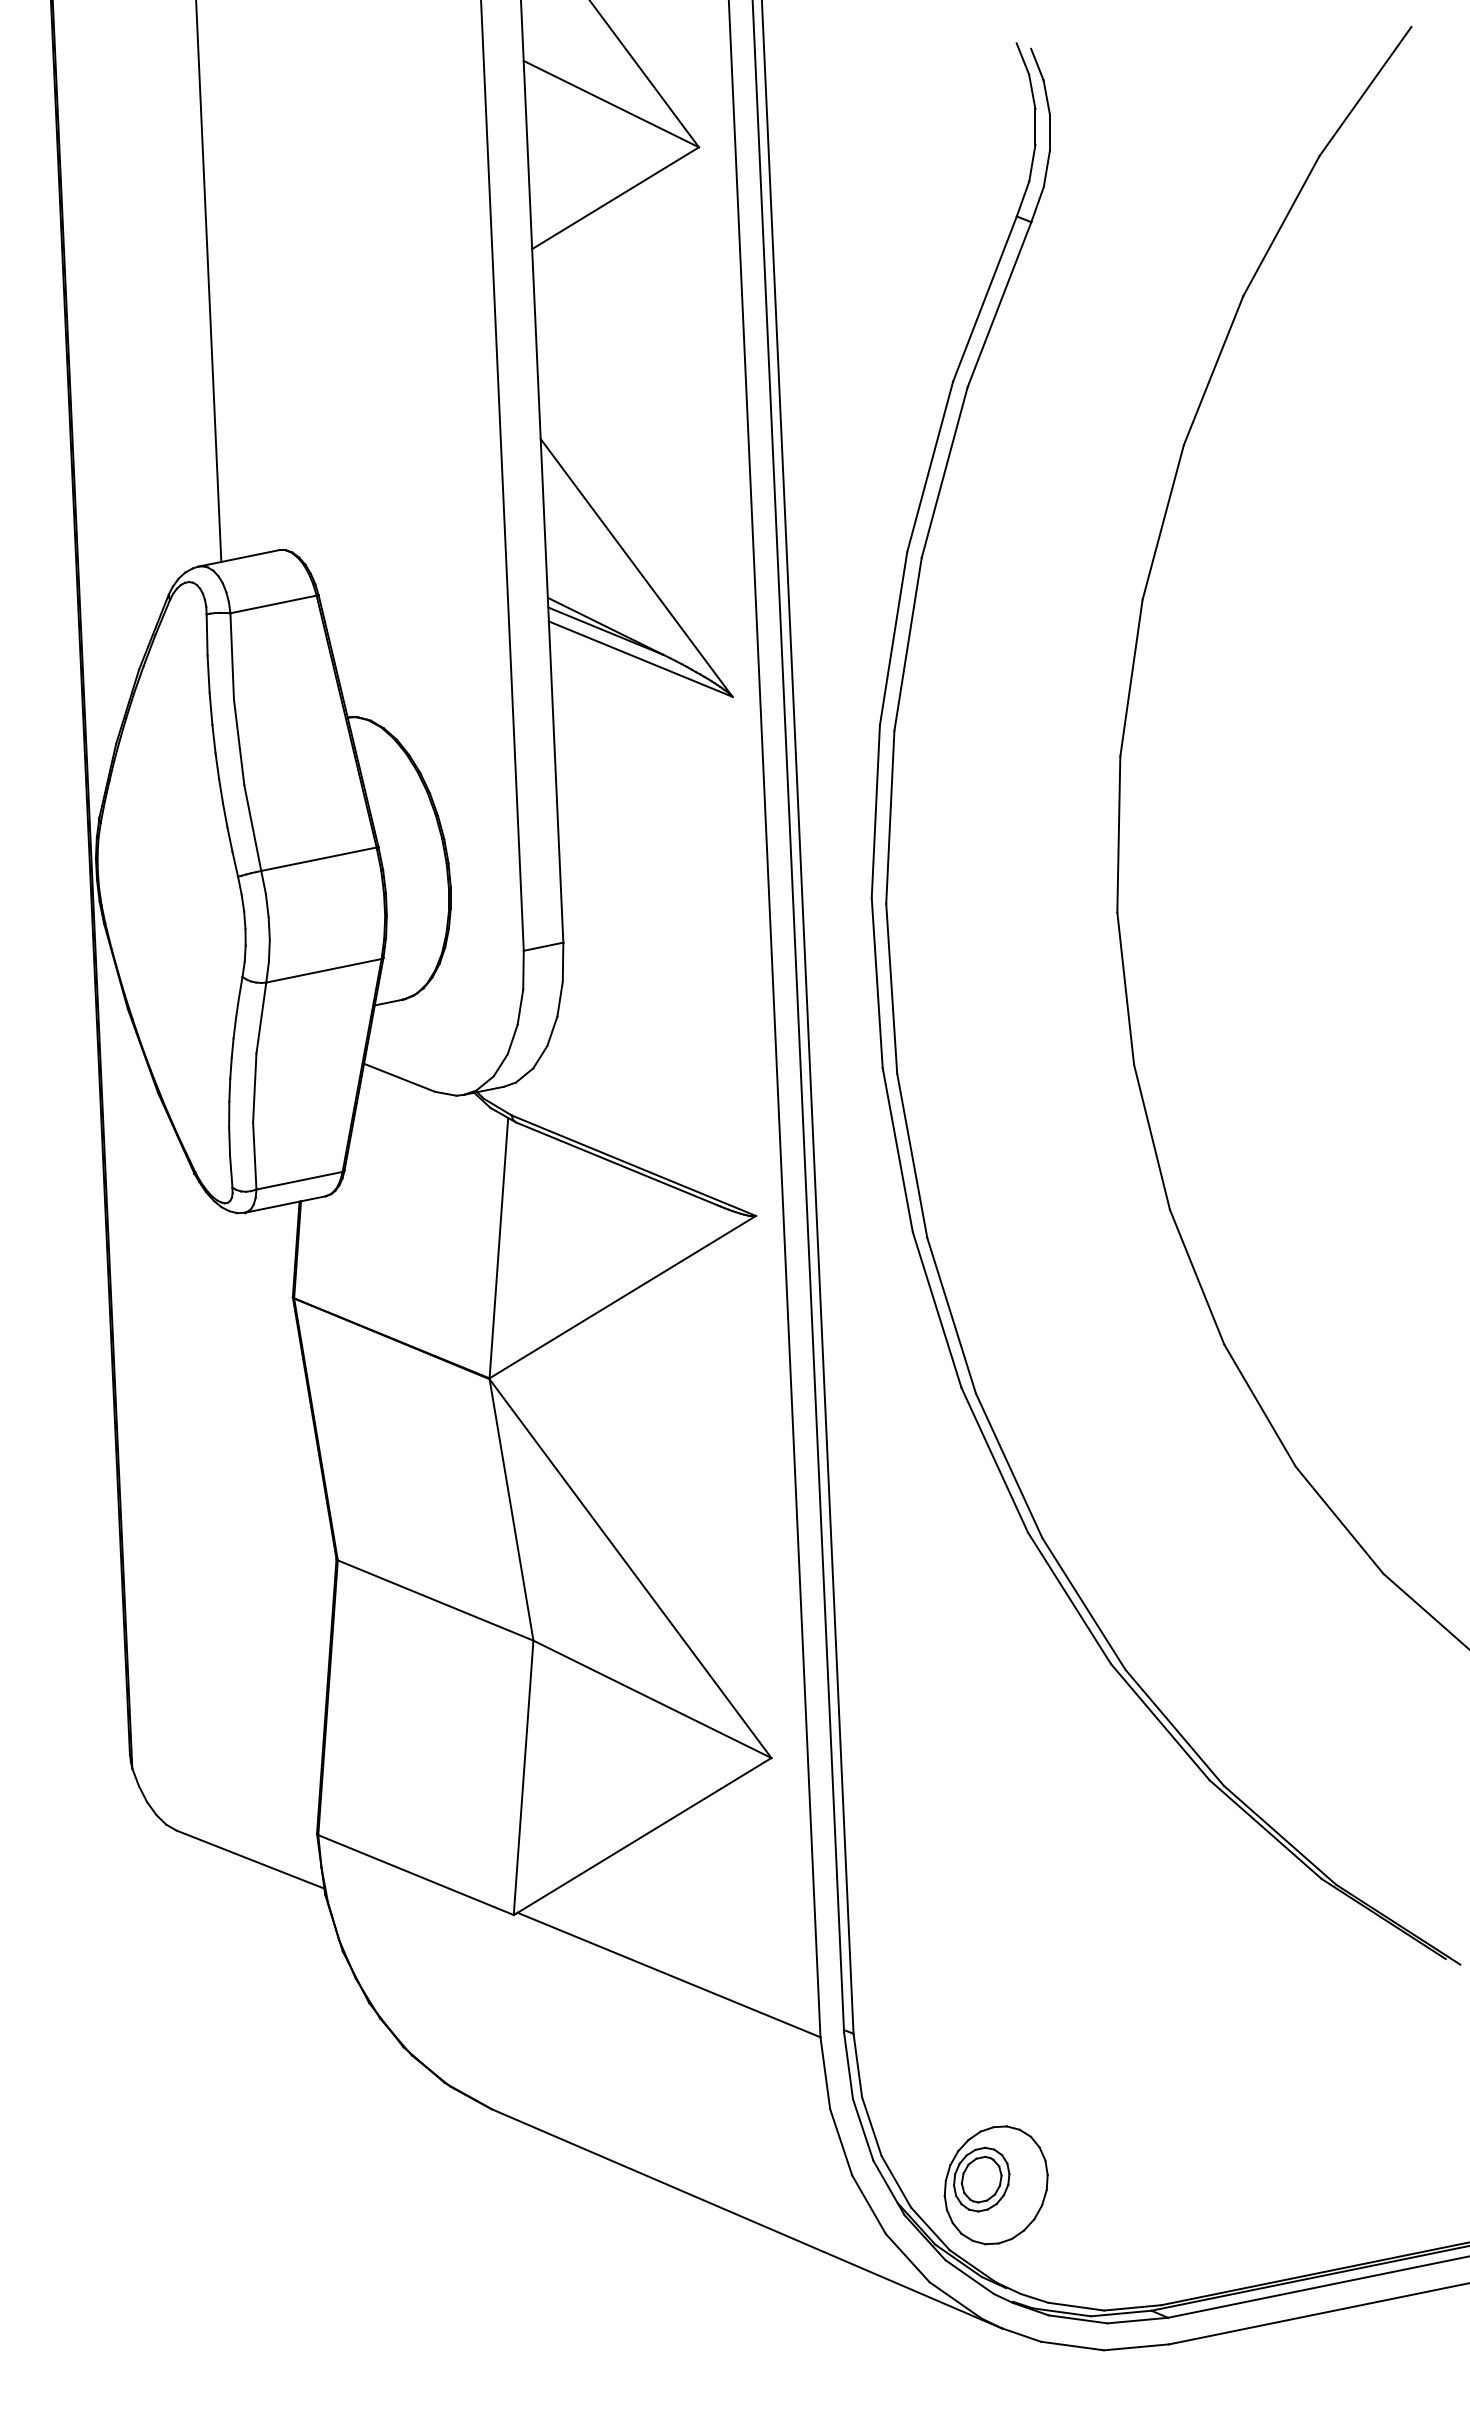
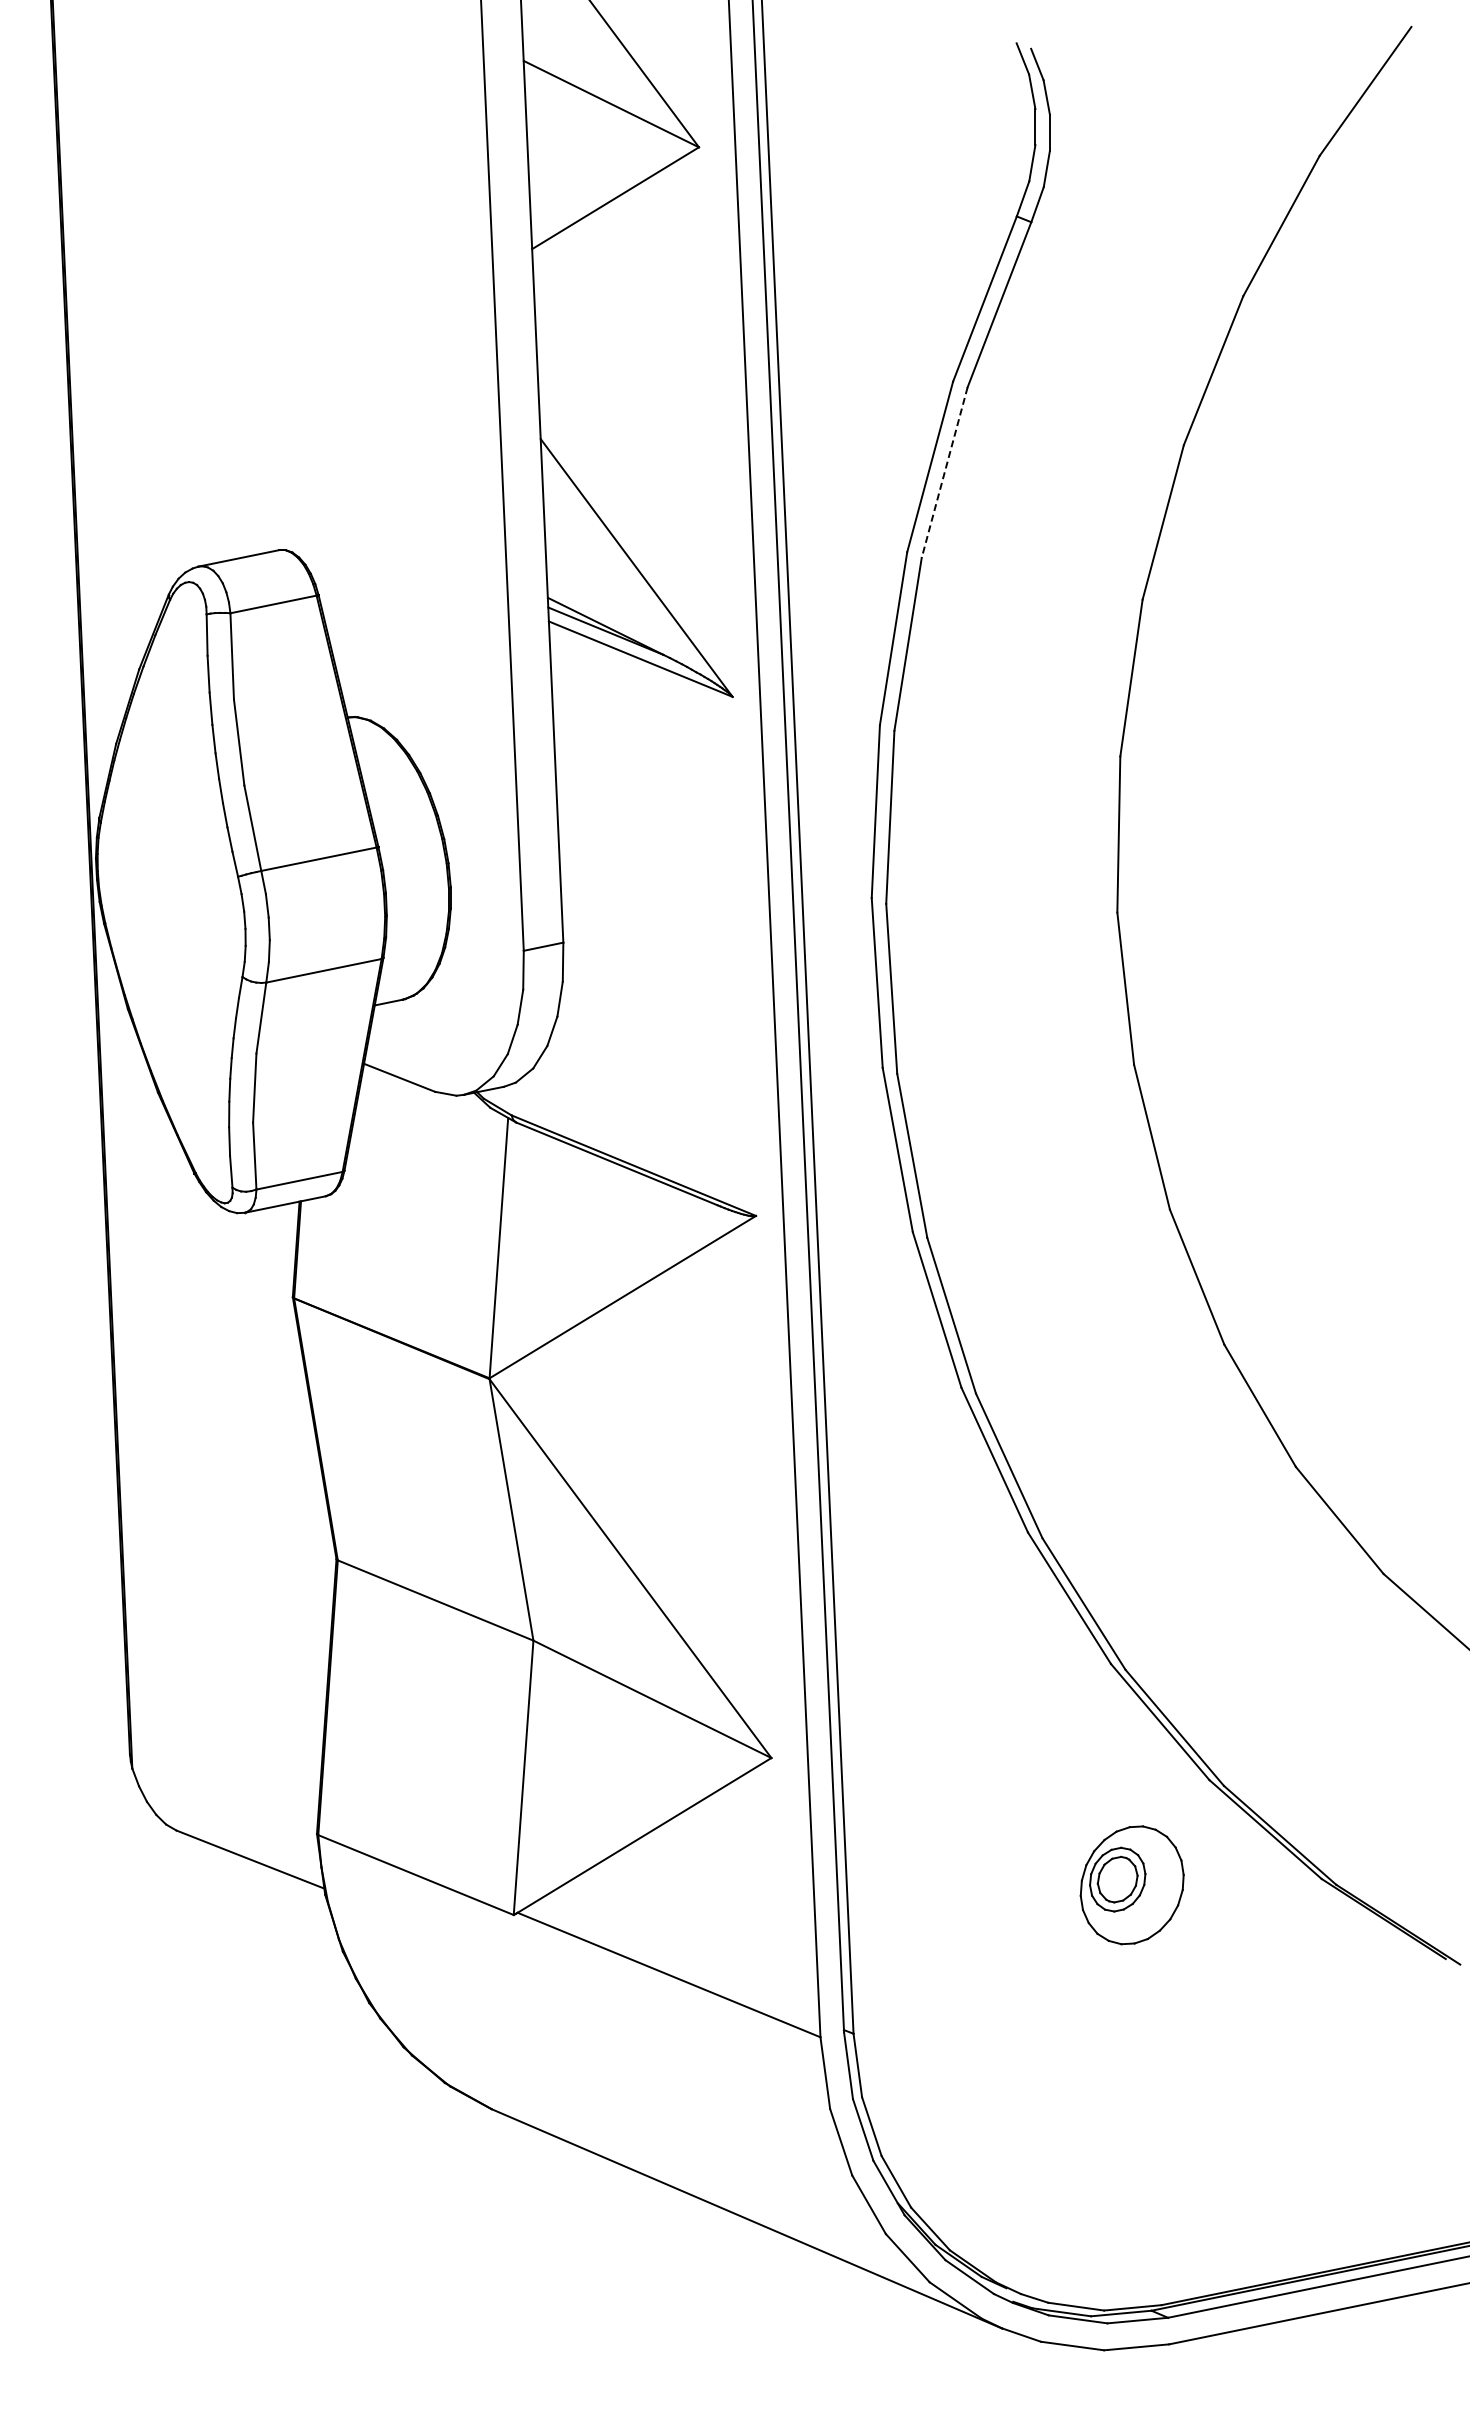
line: present -> none (208, 282)
line: solid -> dashed (944, 473)
part position: (995, 2185) -> (1131, 1885) (1131, 1885)
